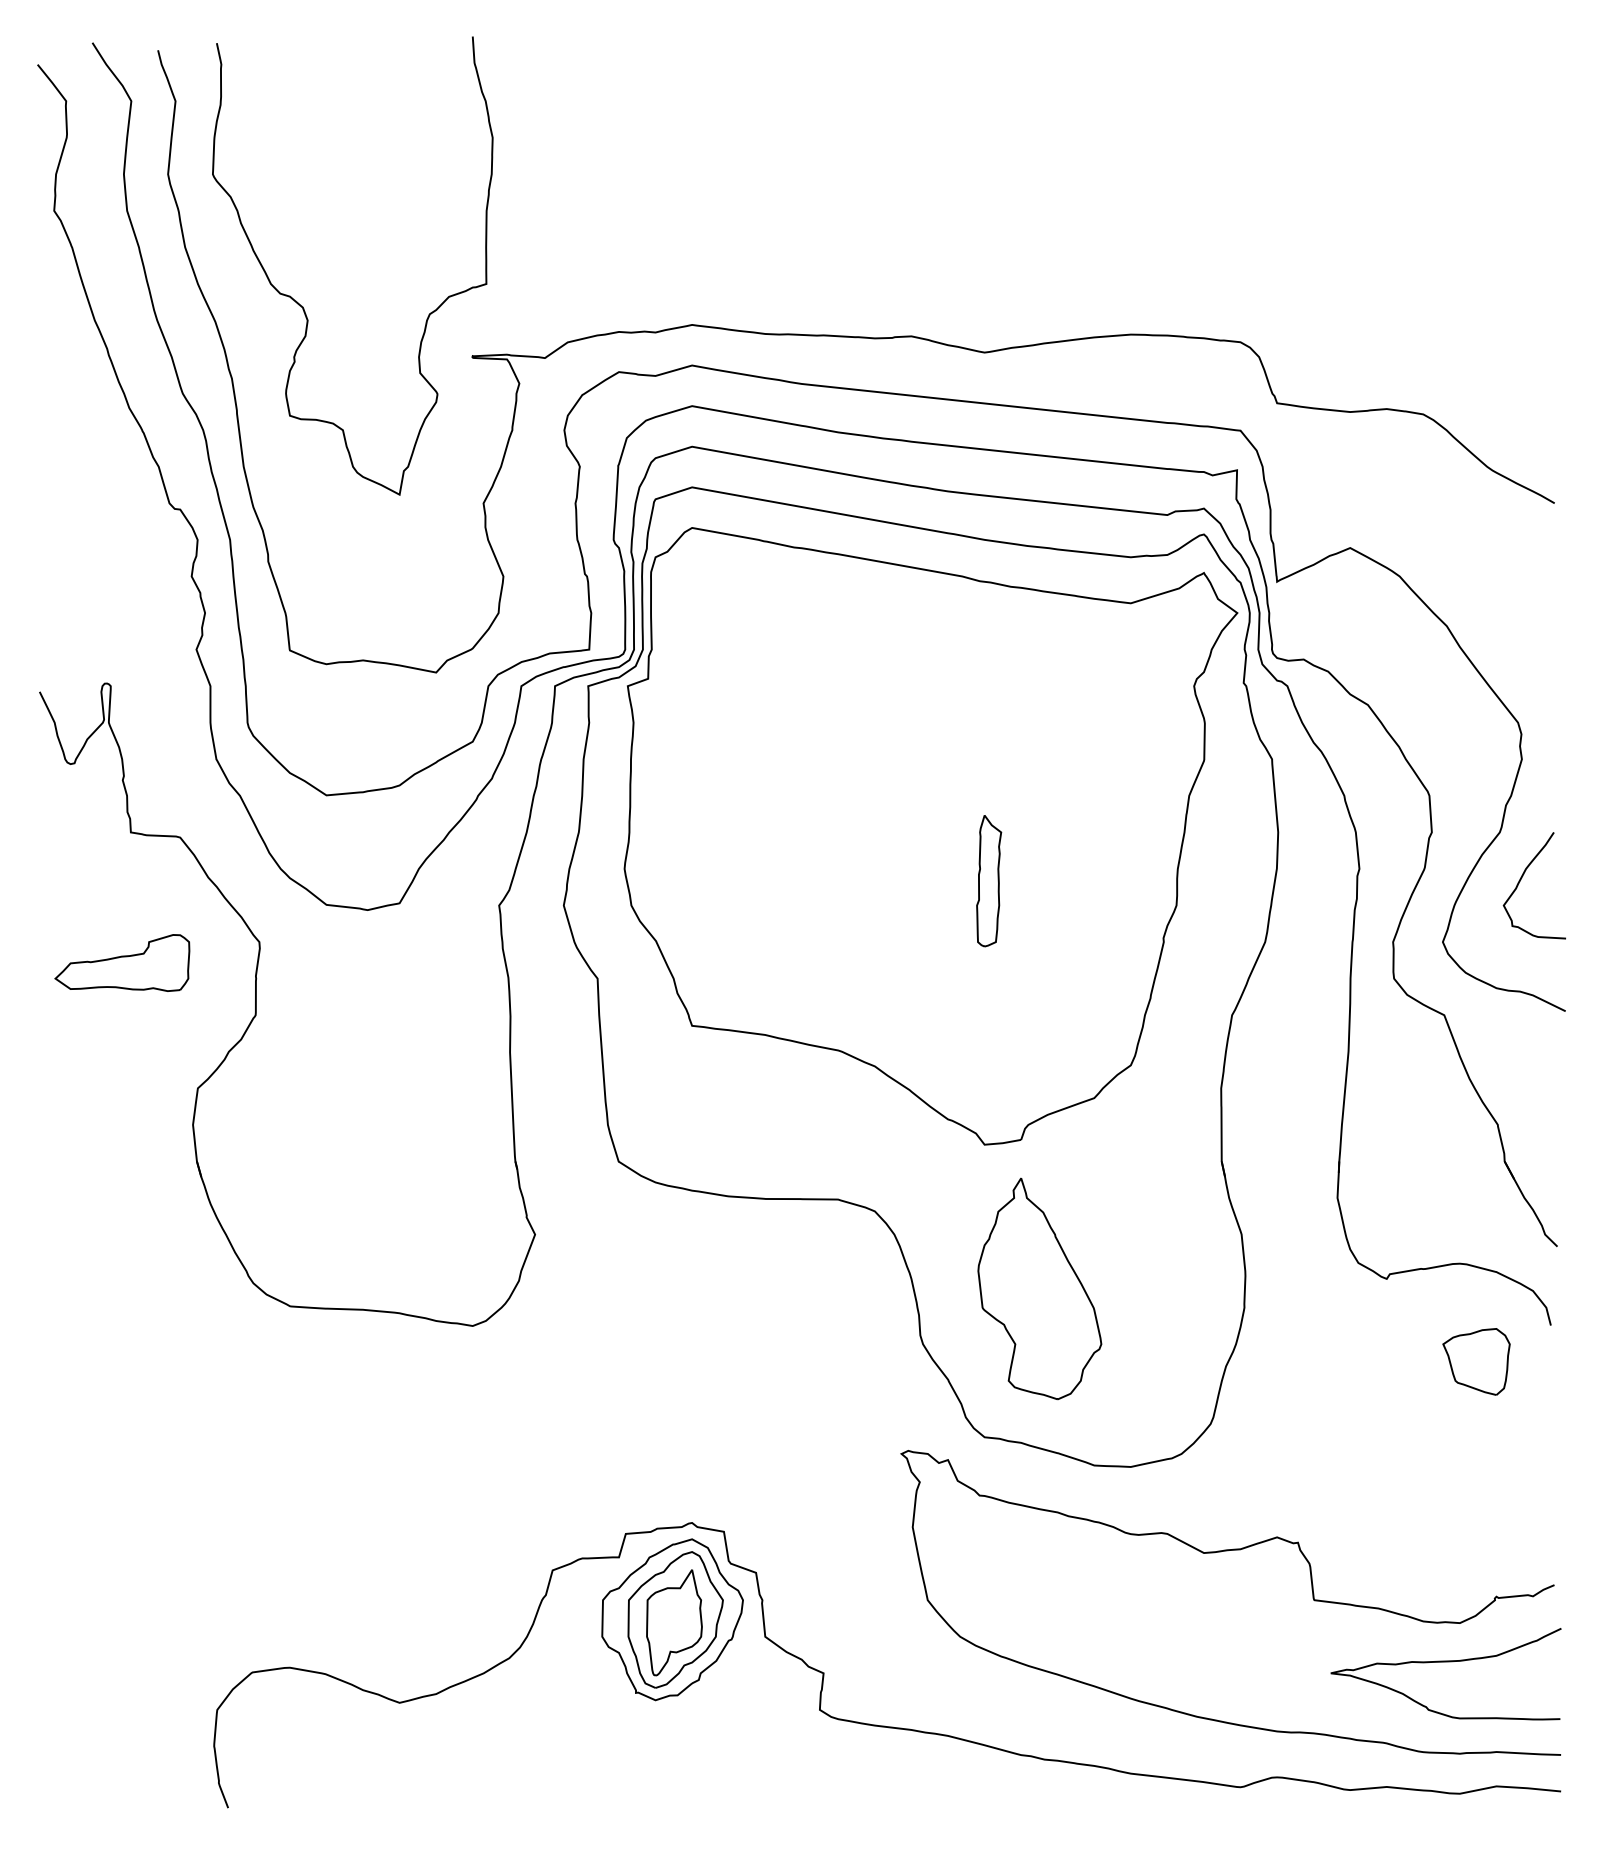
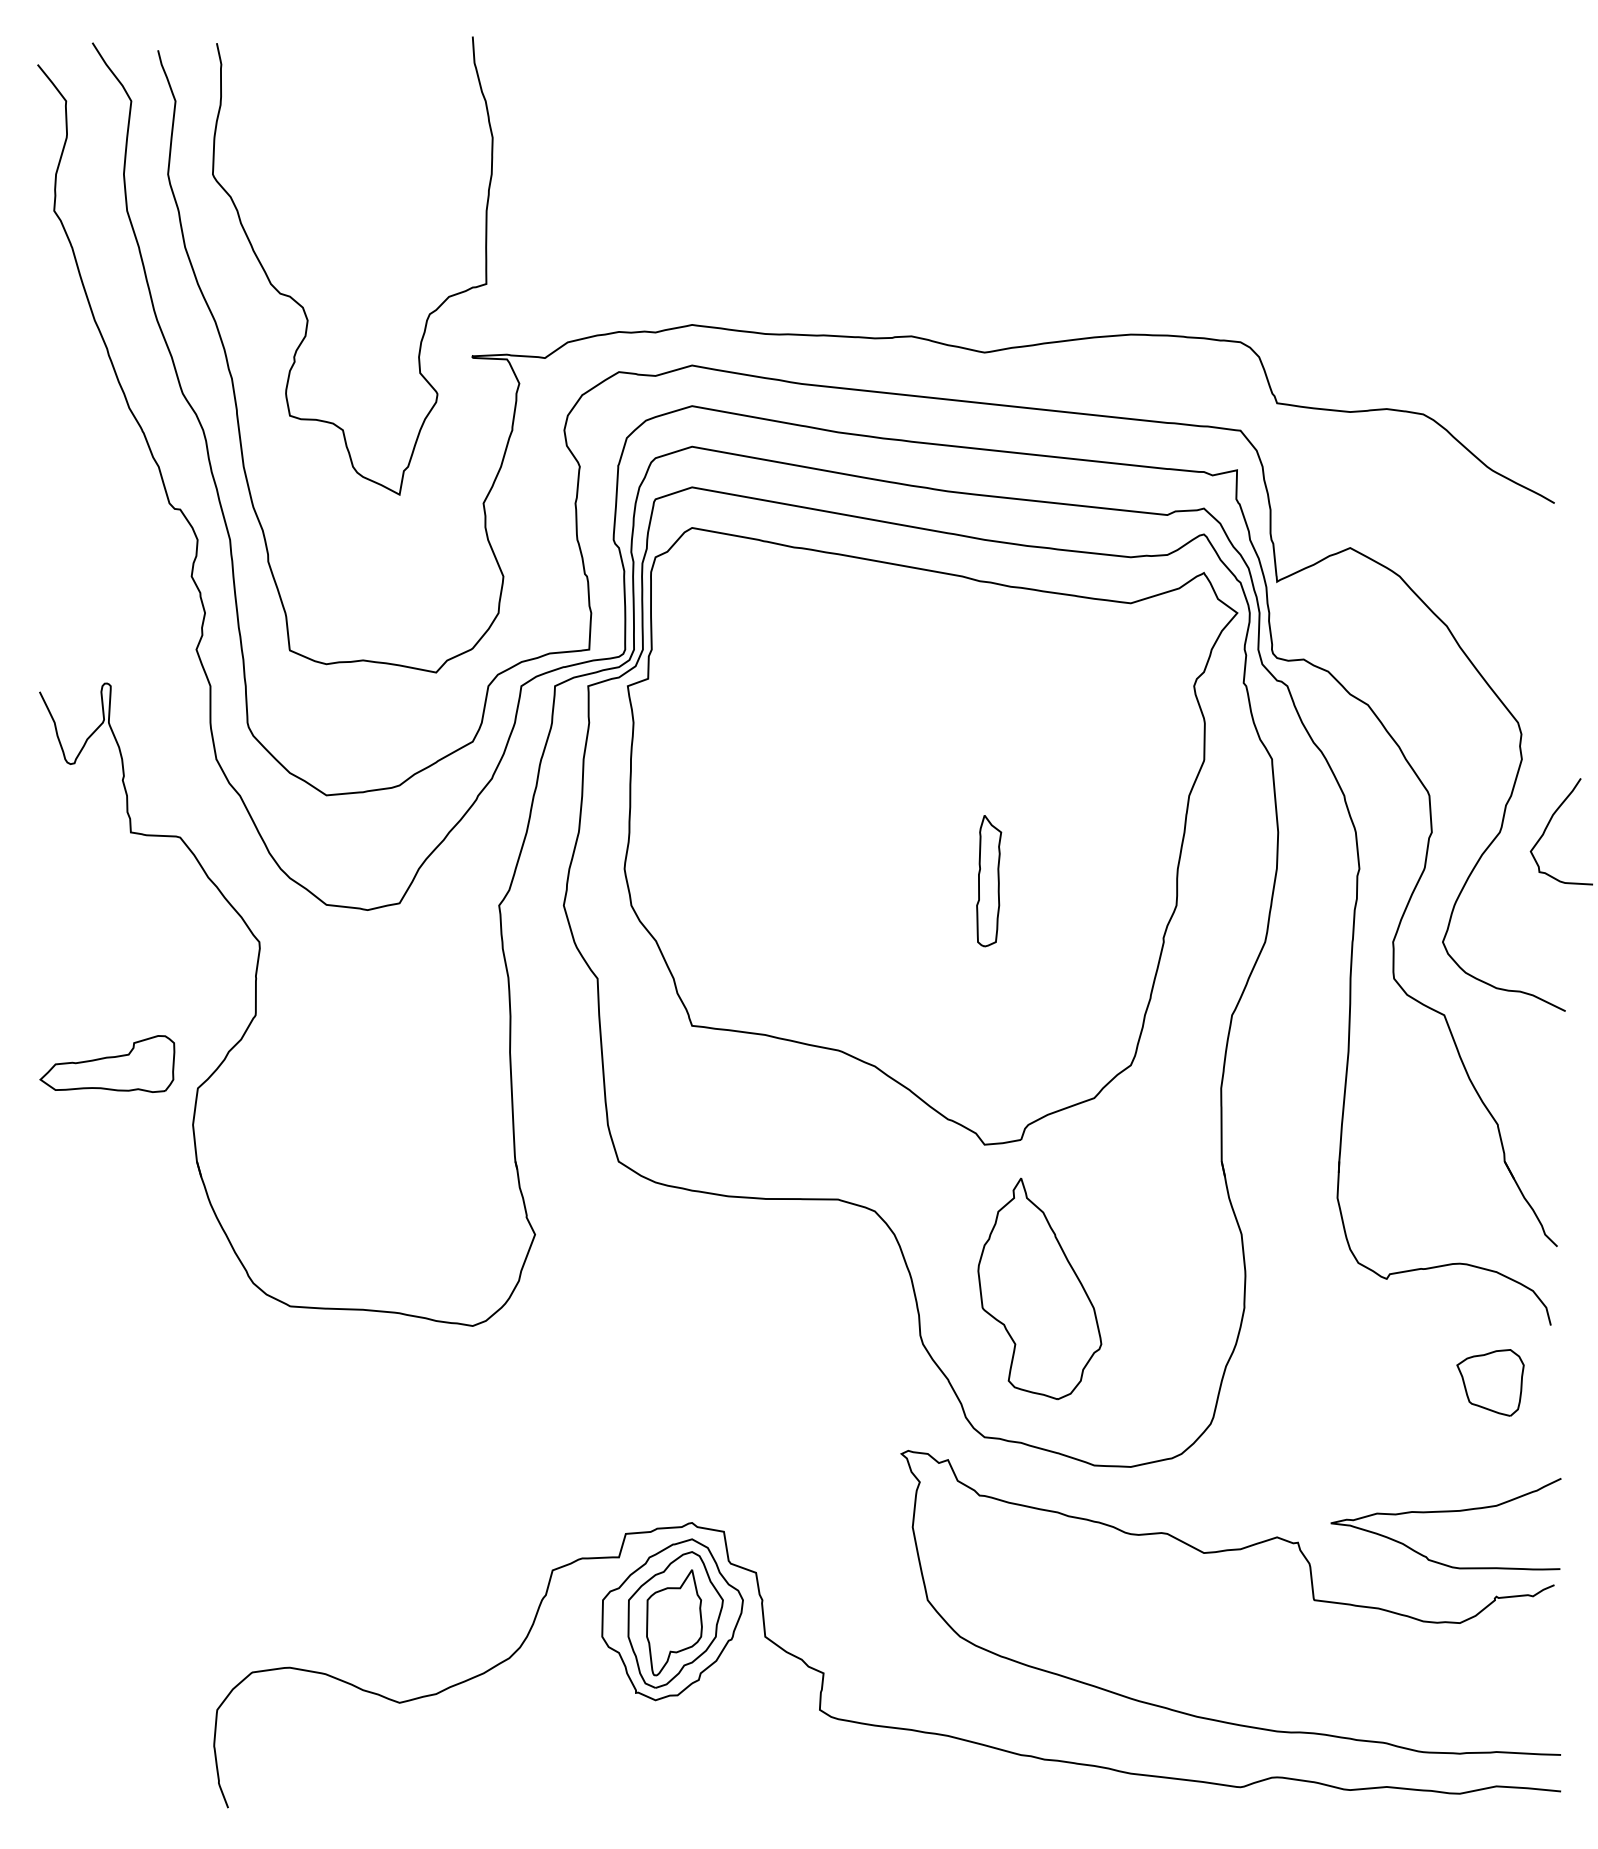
curve position: (1522, 878) -> (1549, 824) (1549, 824)
part position: (122, 962) -> (107, 1063) (107, 1063)
part position: (1476, 1361) -> (1490, 1382) (1490, 1382)
curve position: (1445, 1662) -> (1445, 1512) (1445, 1512)
